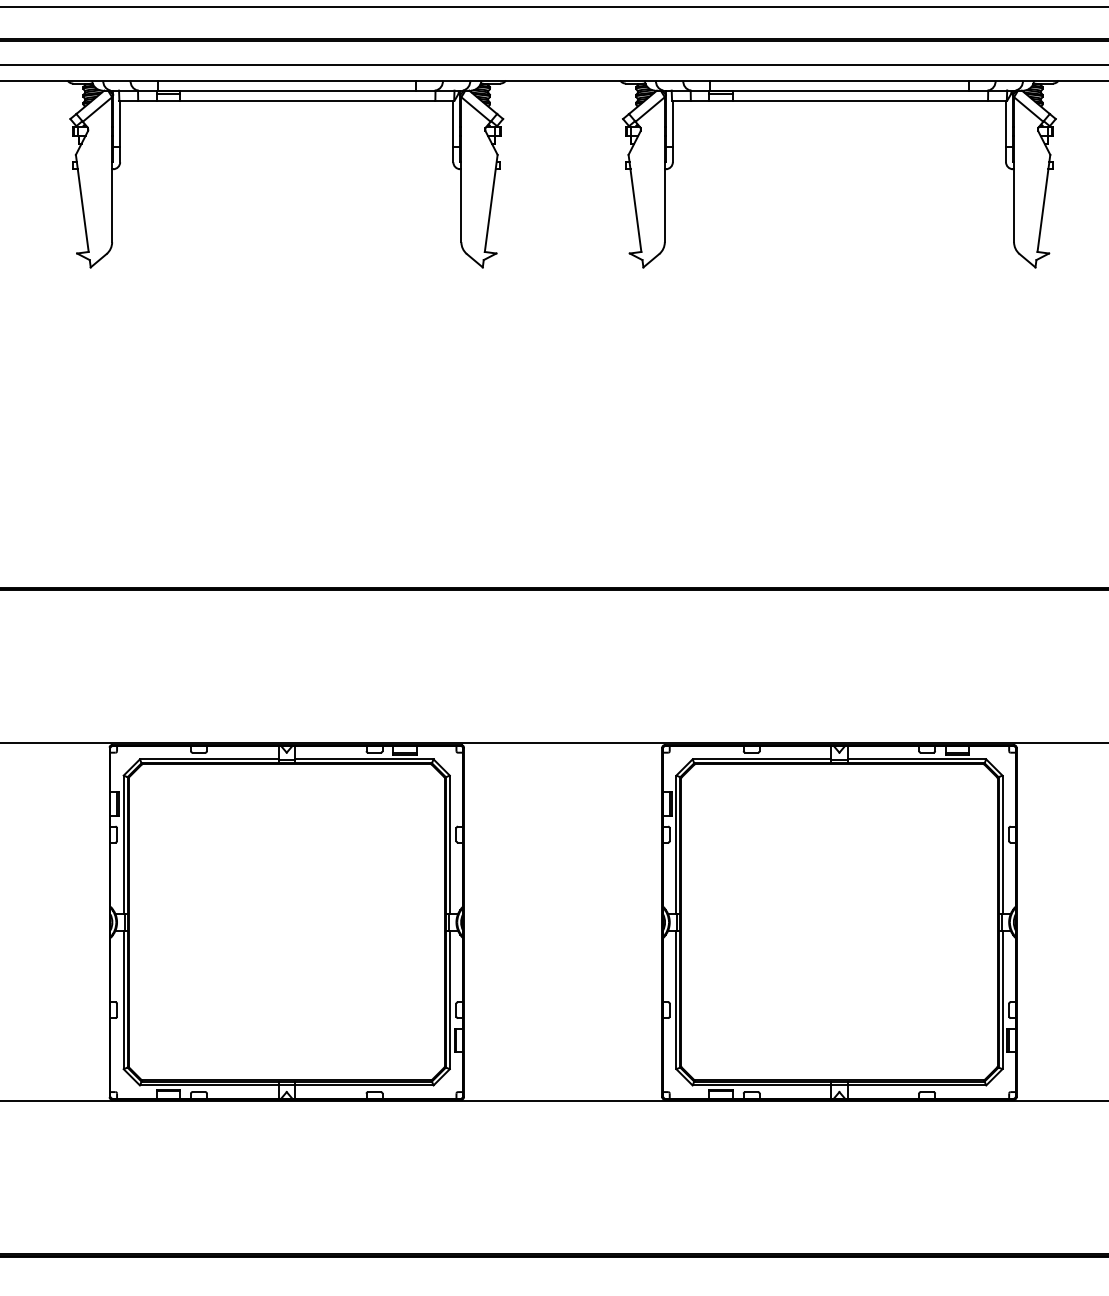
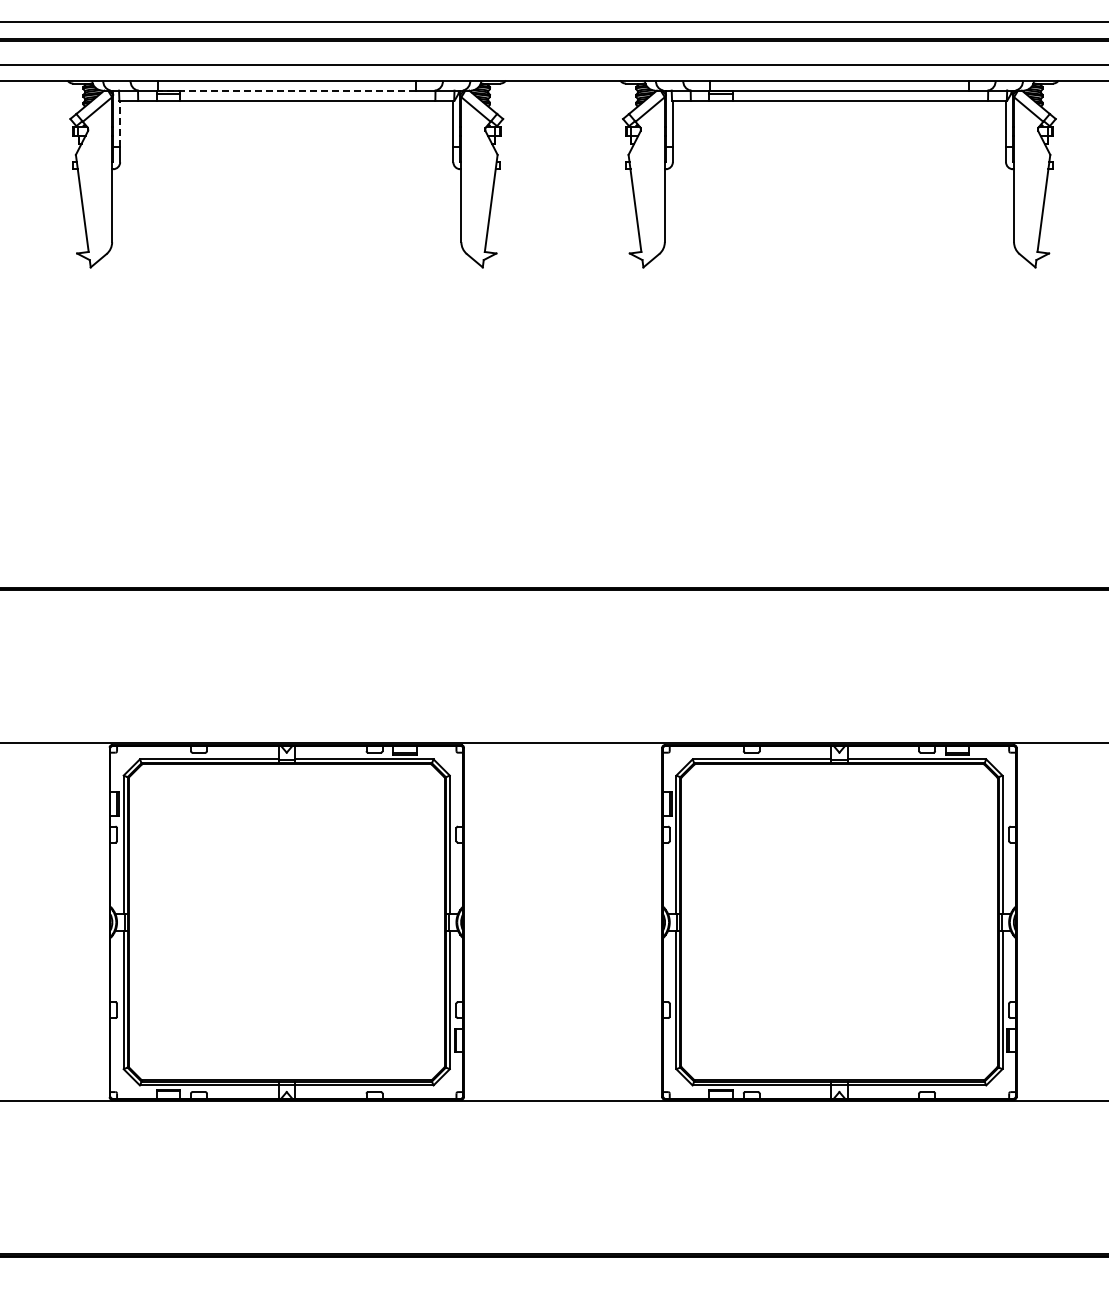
line position: (553, 7) -> (553, 22) (553, 22)
line: solid -> dashed (286, 90)
line: solid -> dashed (120, 123)
